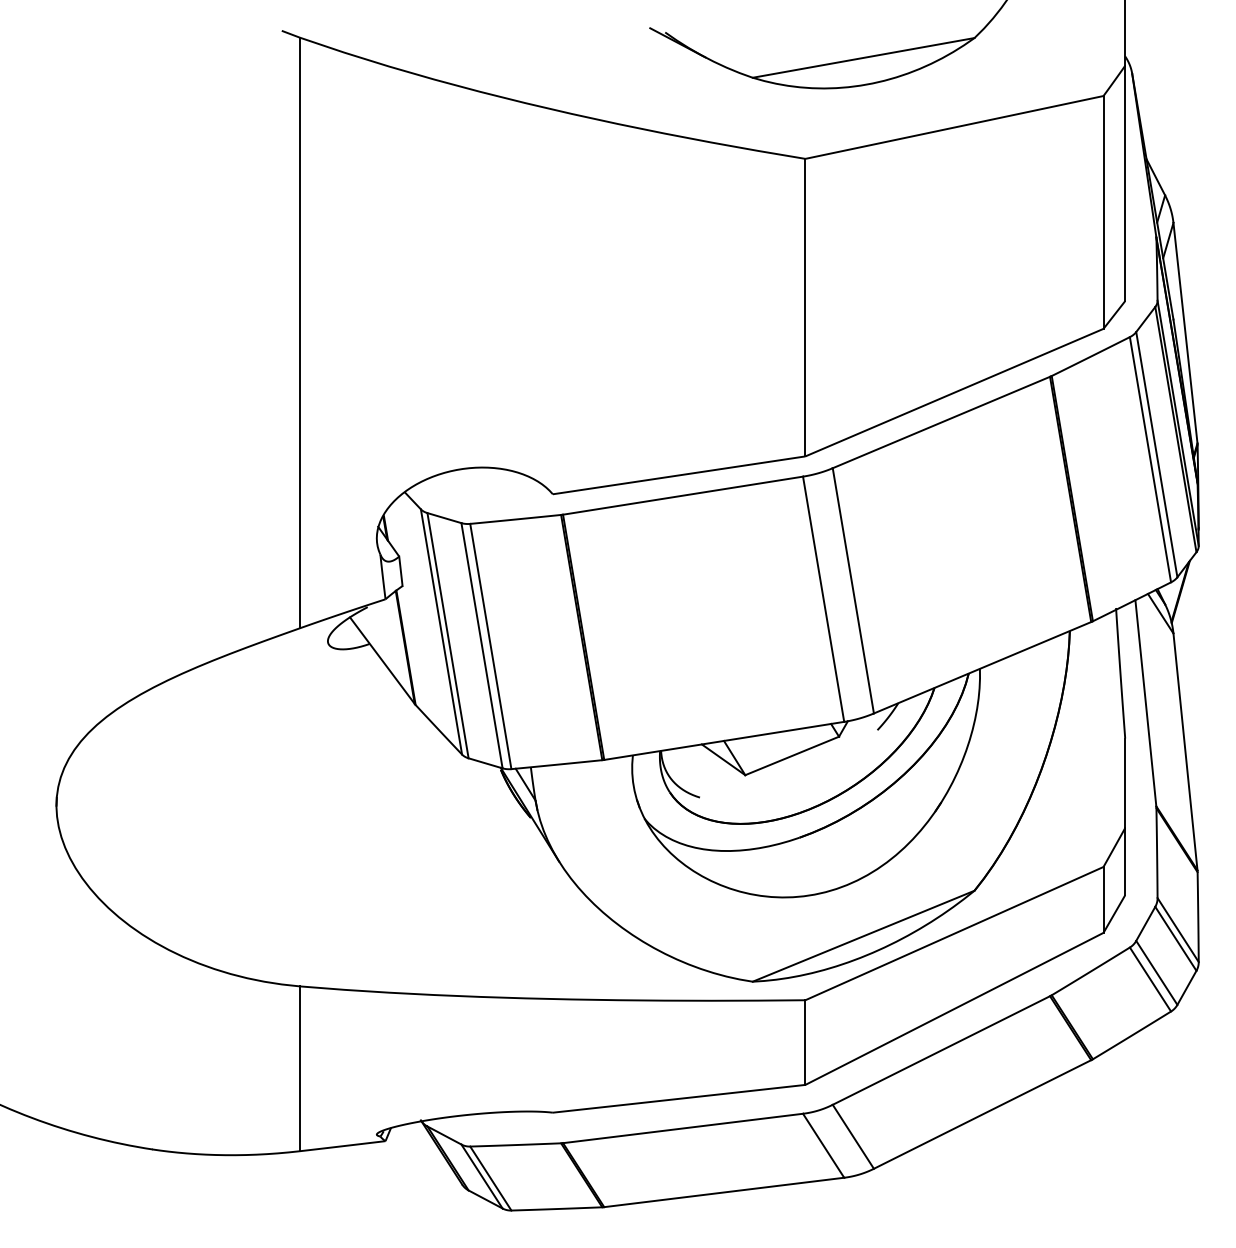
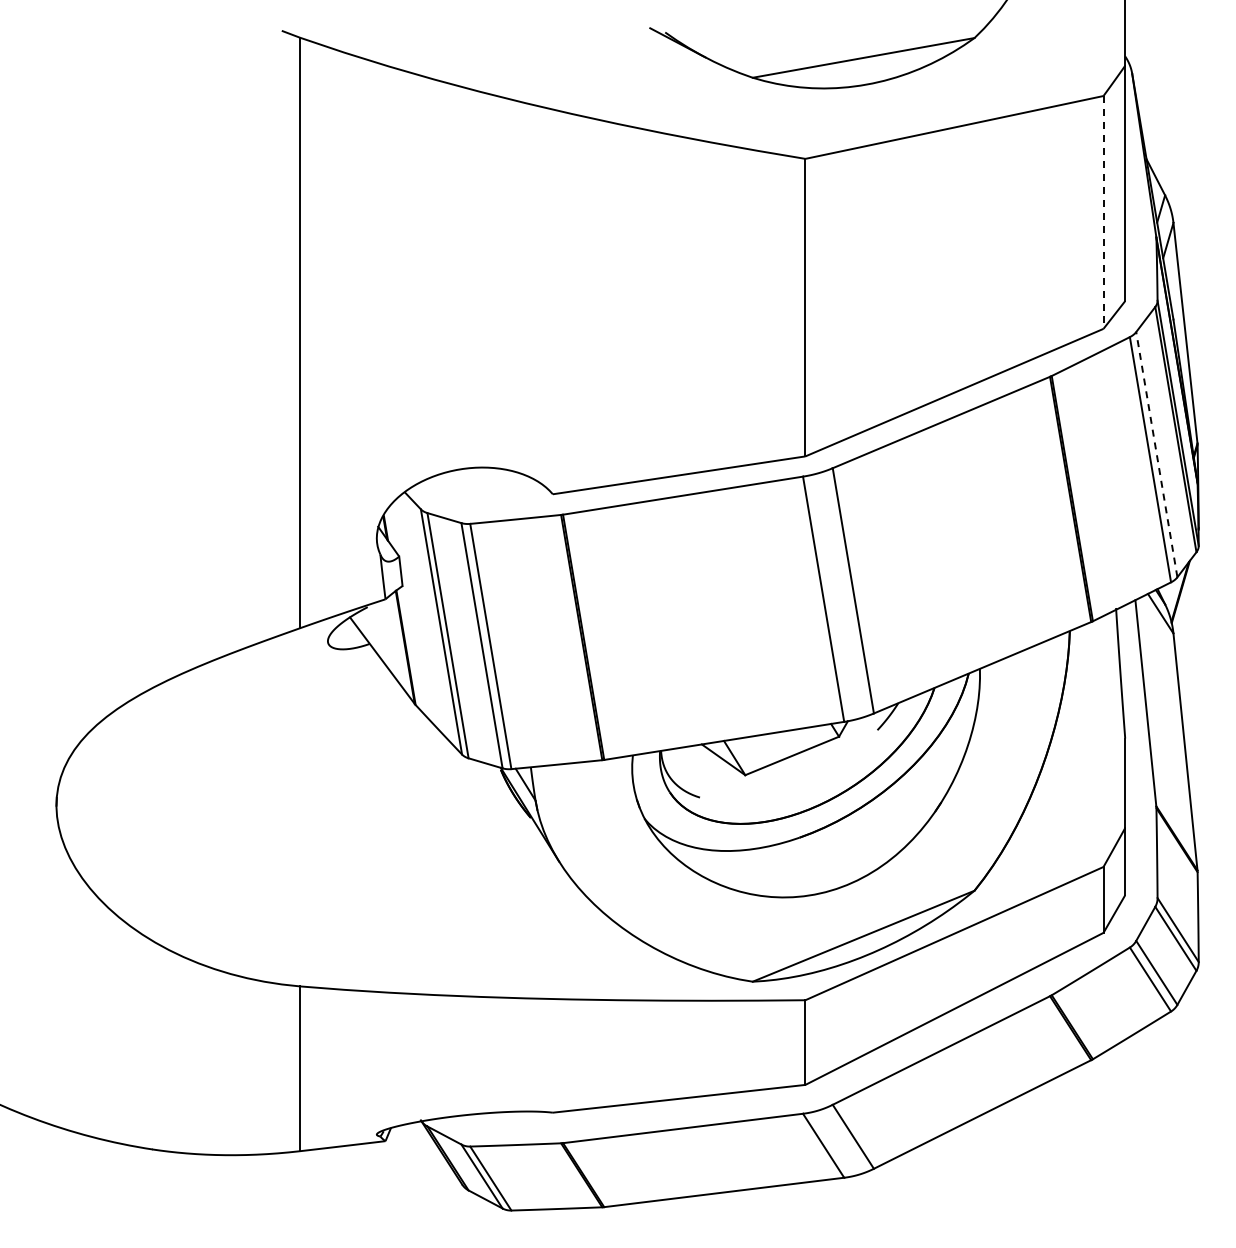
line: solid -> dashed (1103, 212)
line: solid -> dashed (1156, 454)
